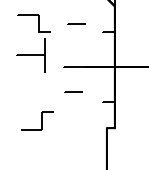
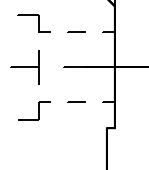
line position: (76, 23) -> (76, 31) (76, 31)
part position: (30, 55) -> (24, 67) (24, 67)
line position: (73, 91) -> (76, 101) (76, 101)
part position: (37, 120) -> (34, 110) (34, 110)
